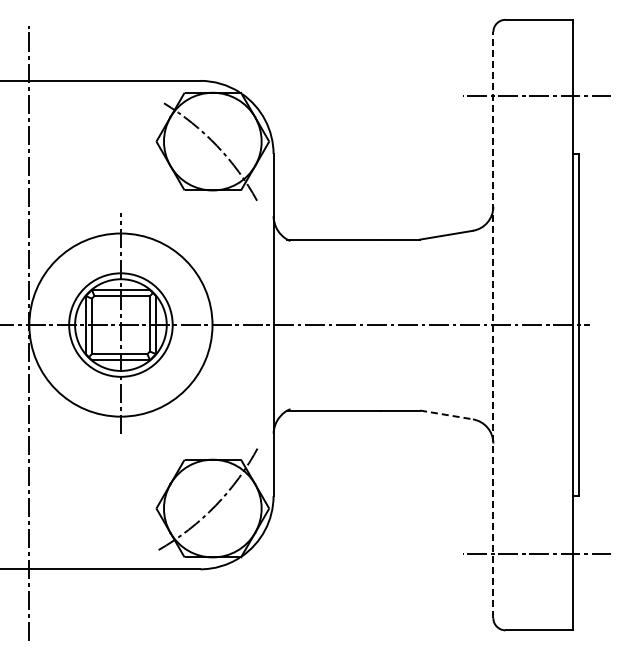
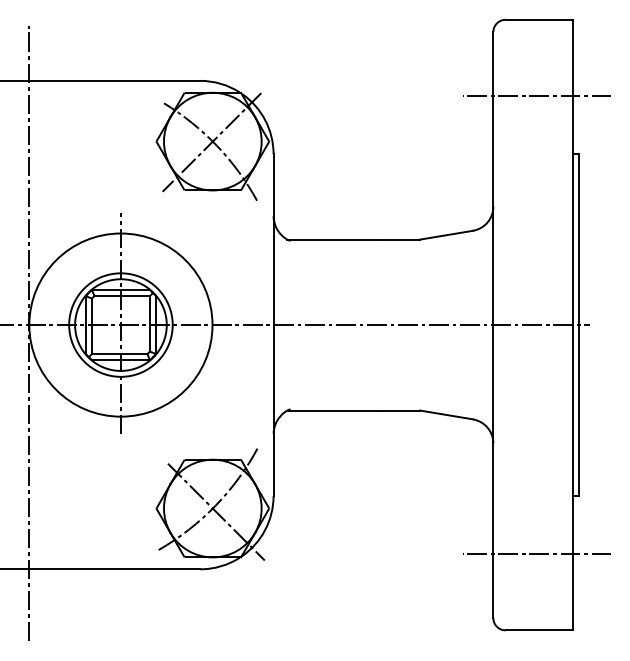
line: none -> present (211, 142)
line: dashed -> solid (493, 324)
line: dashed -> solid (446, 414)
line: none -> present (216, 511)
